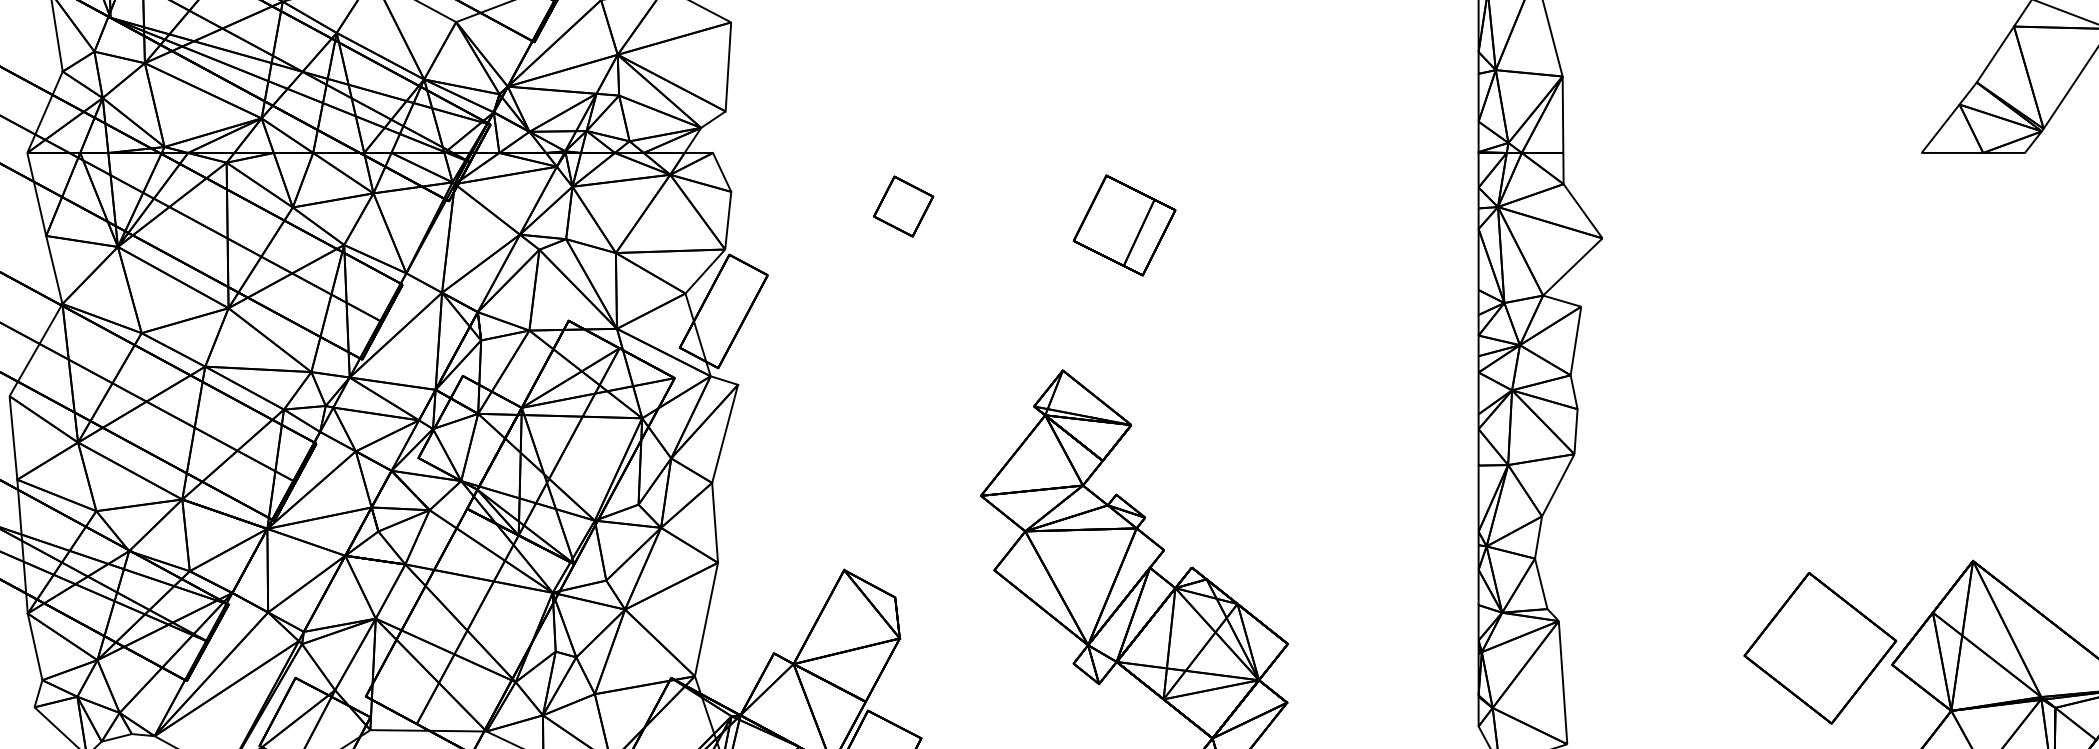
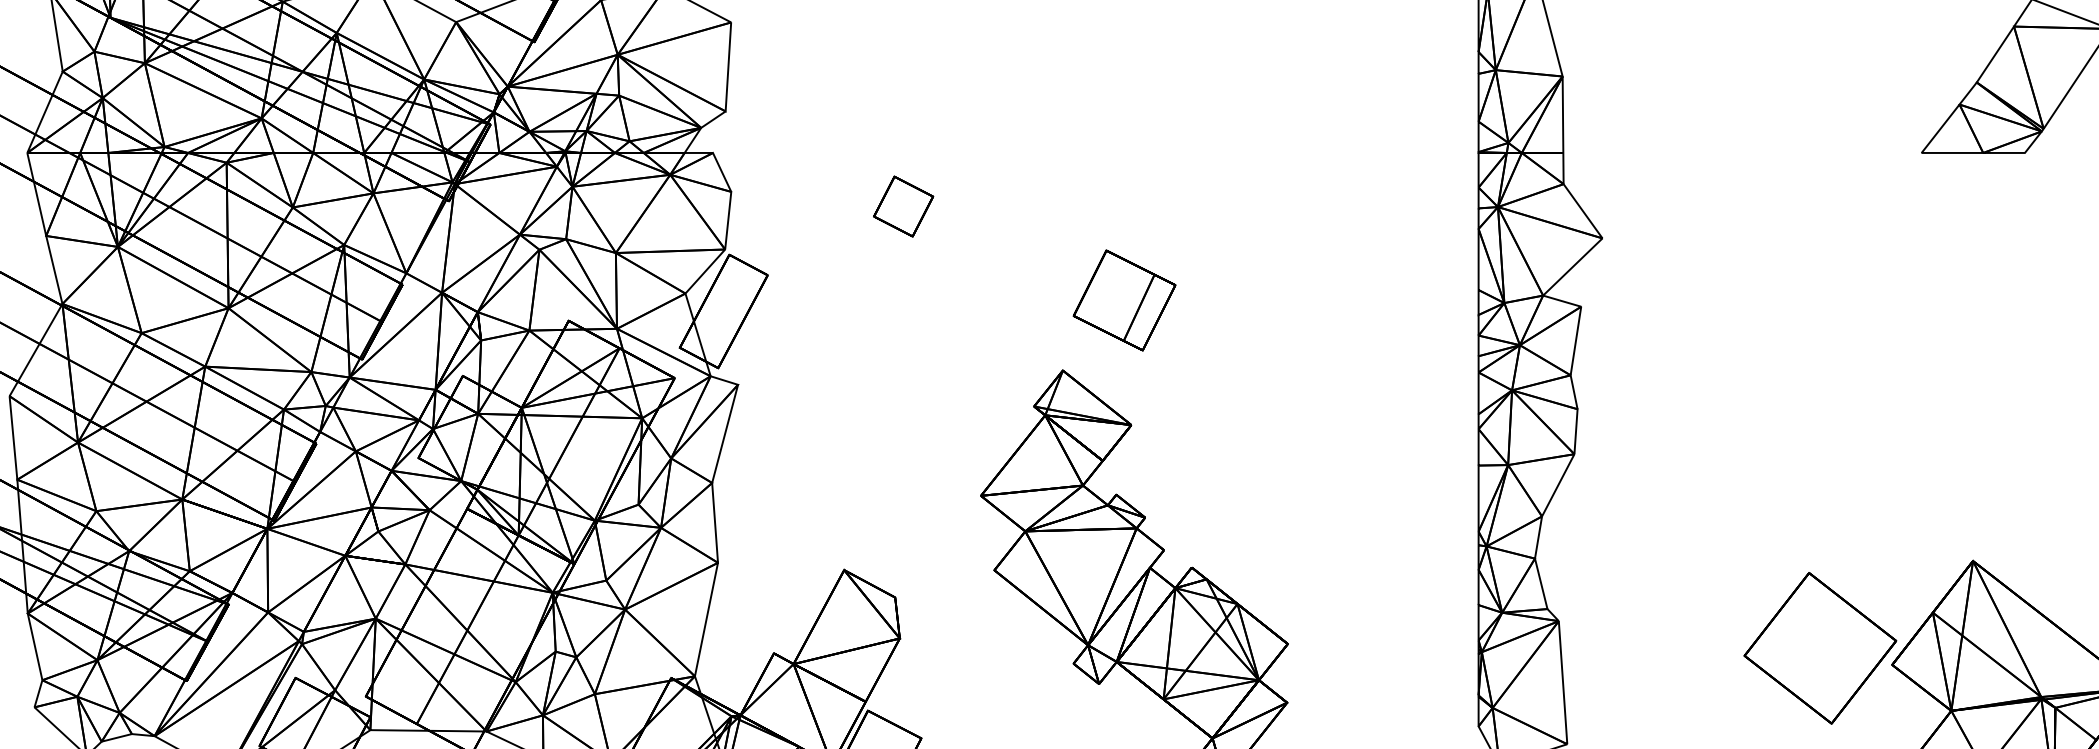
part position: (1124, 225) -> (1124, 300) (1124, 300)
